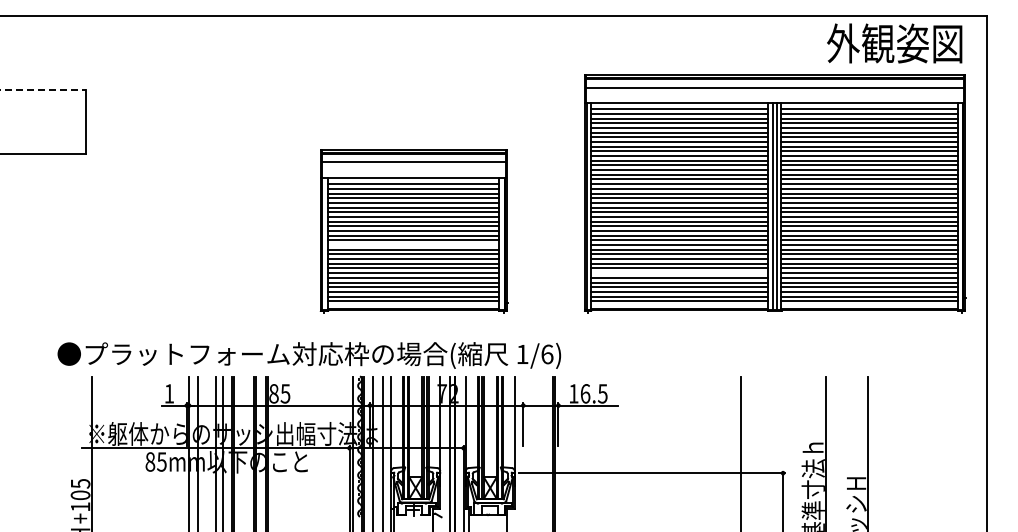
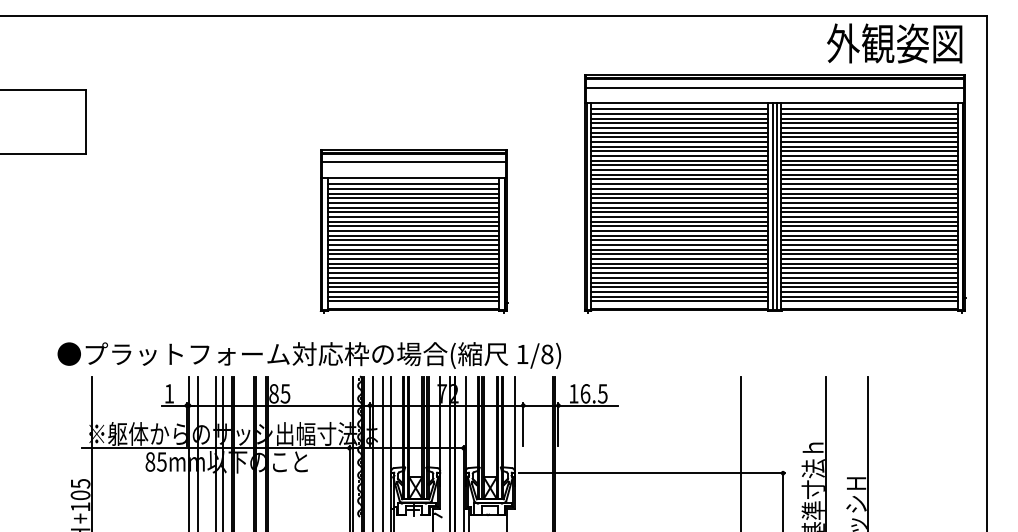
line: dashed -> solid (43, 90)
line: none -> present (413, 245)
line: none -> present (679, 273)
text: 1/6) -> 1/8) (547, 354)
